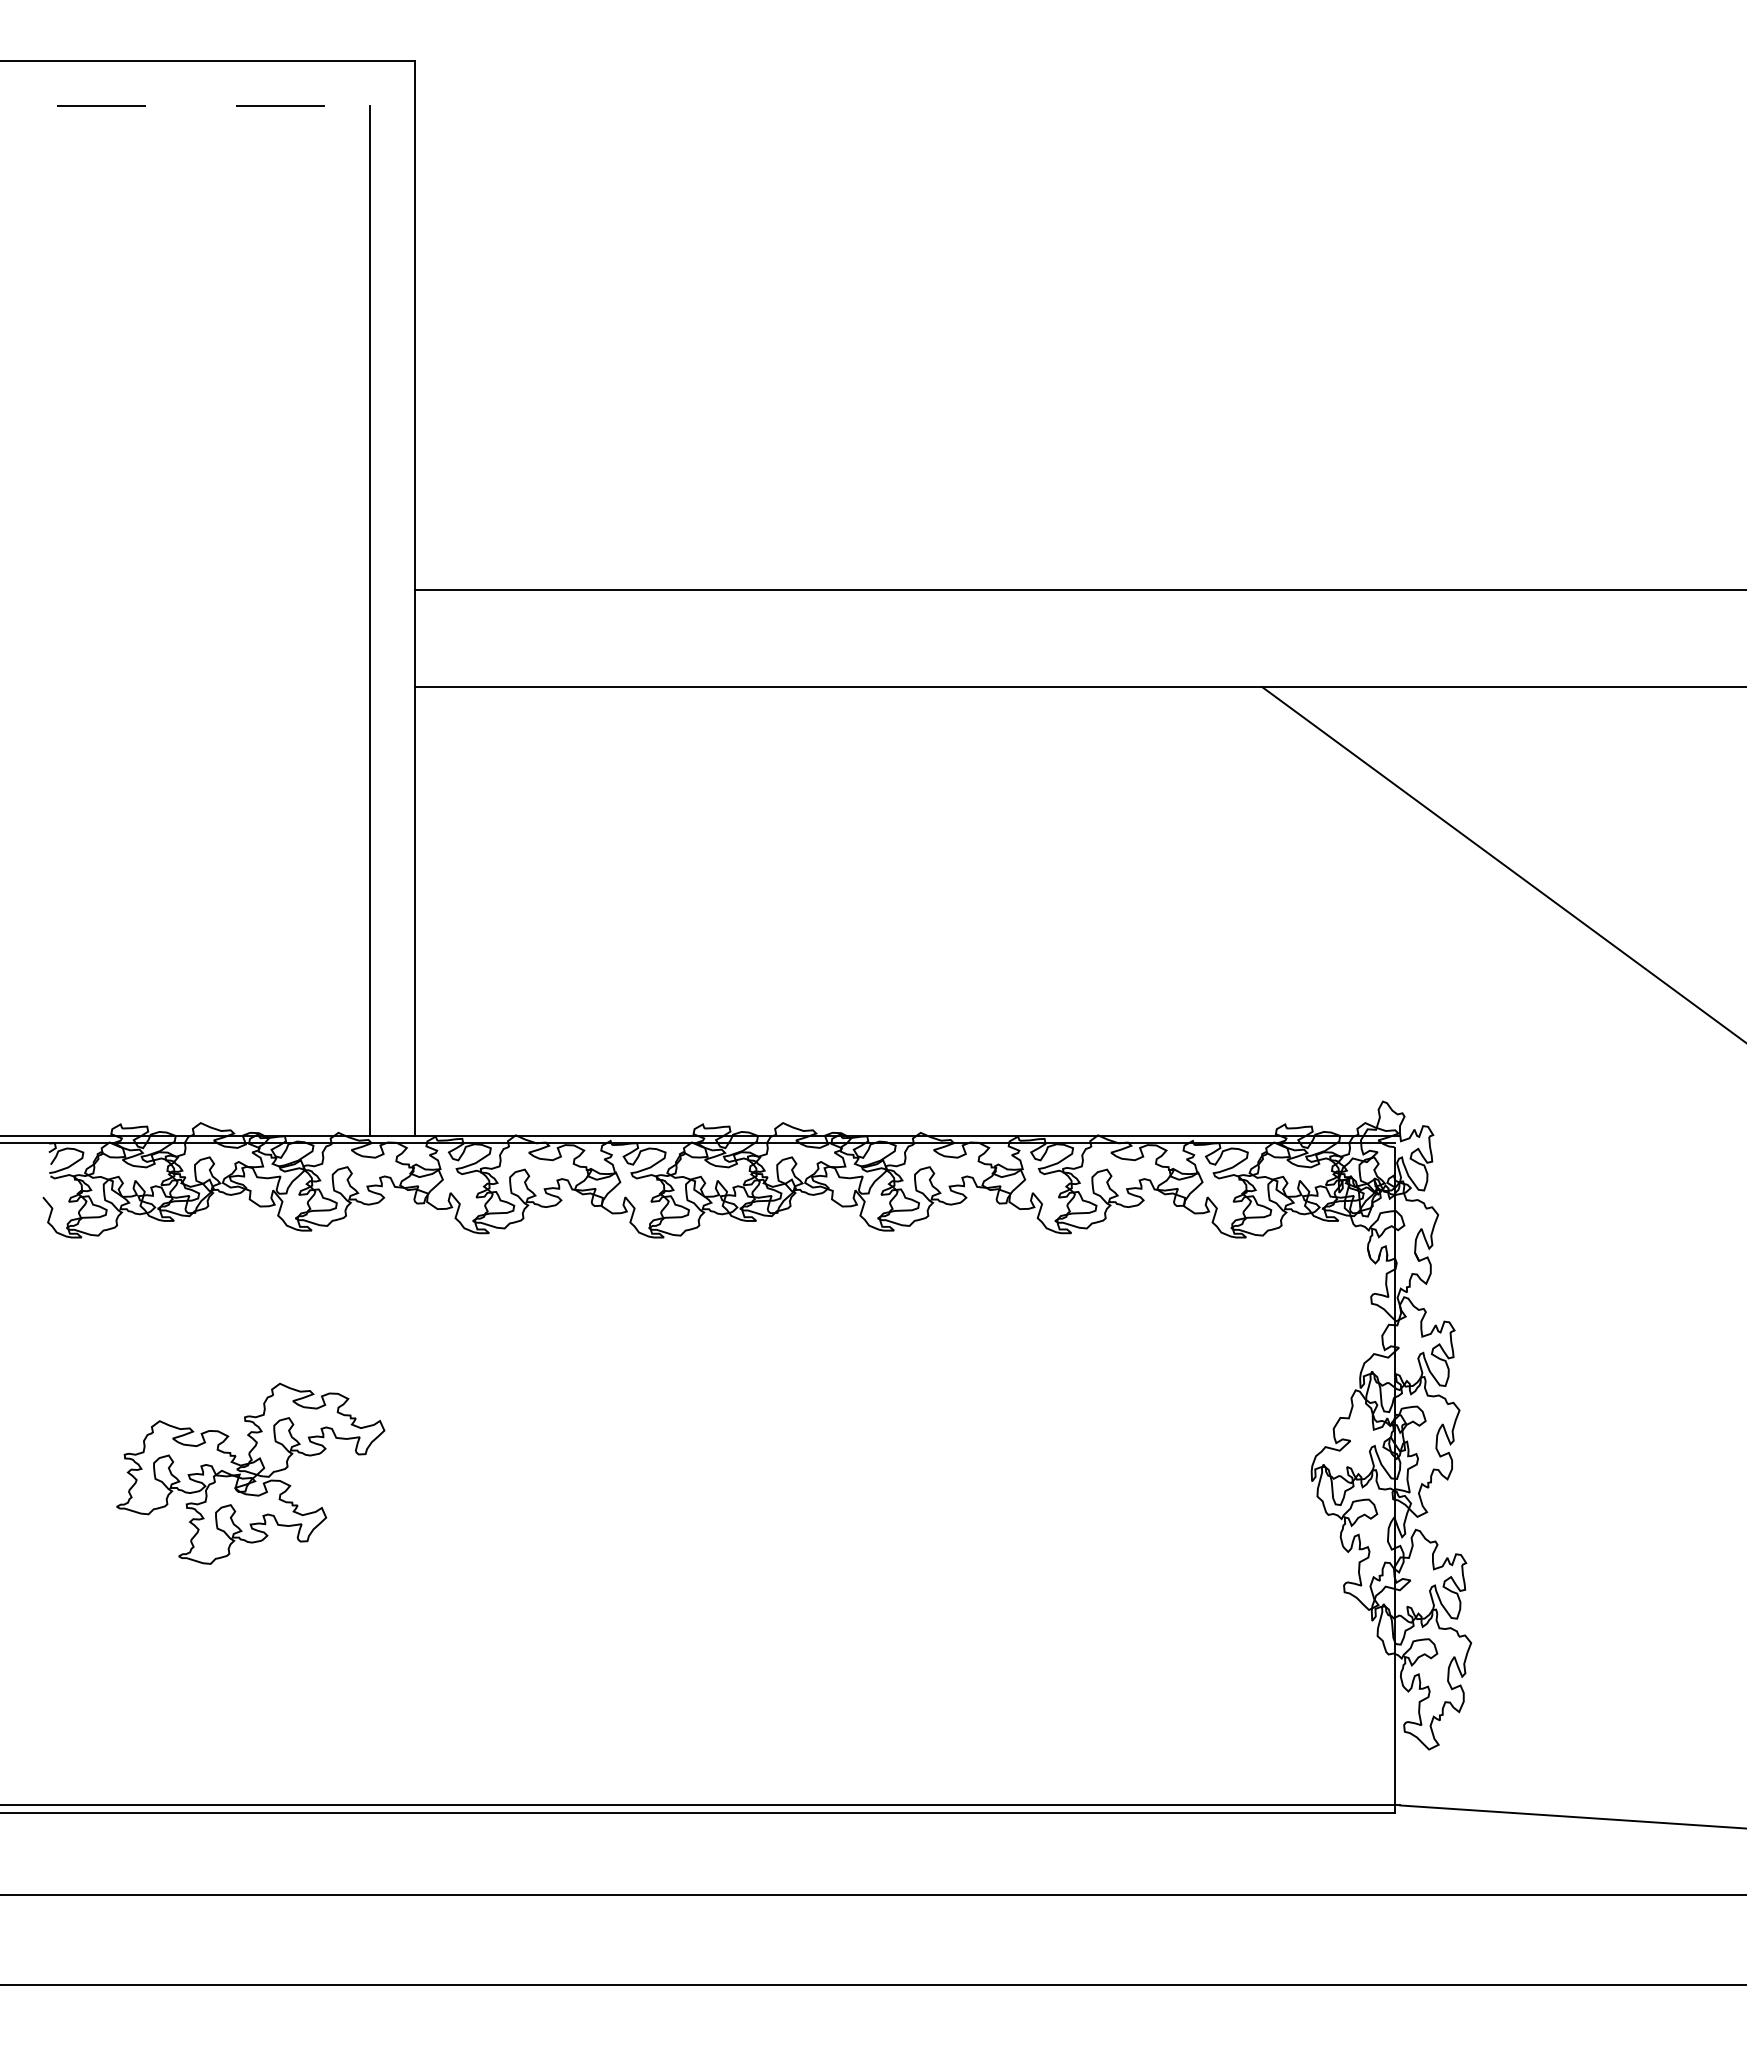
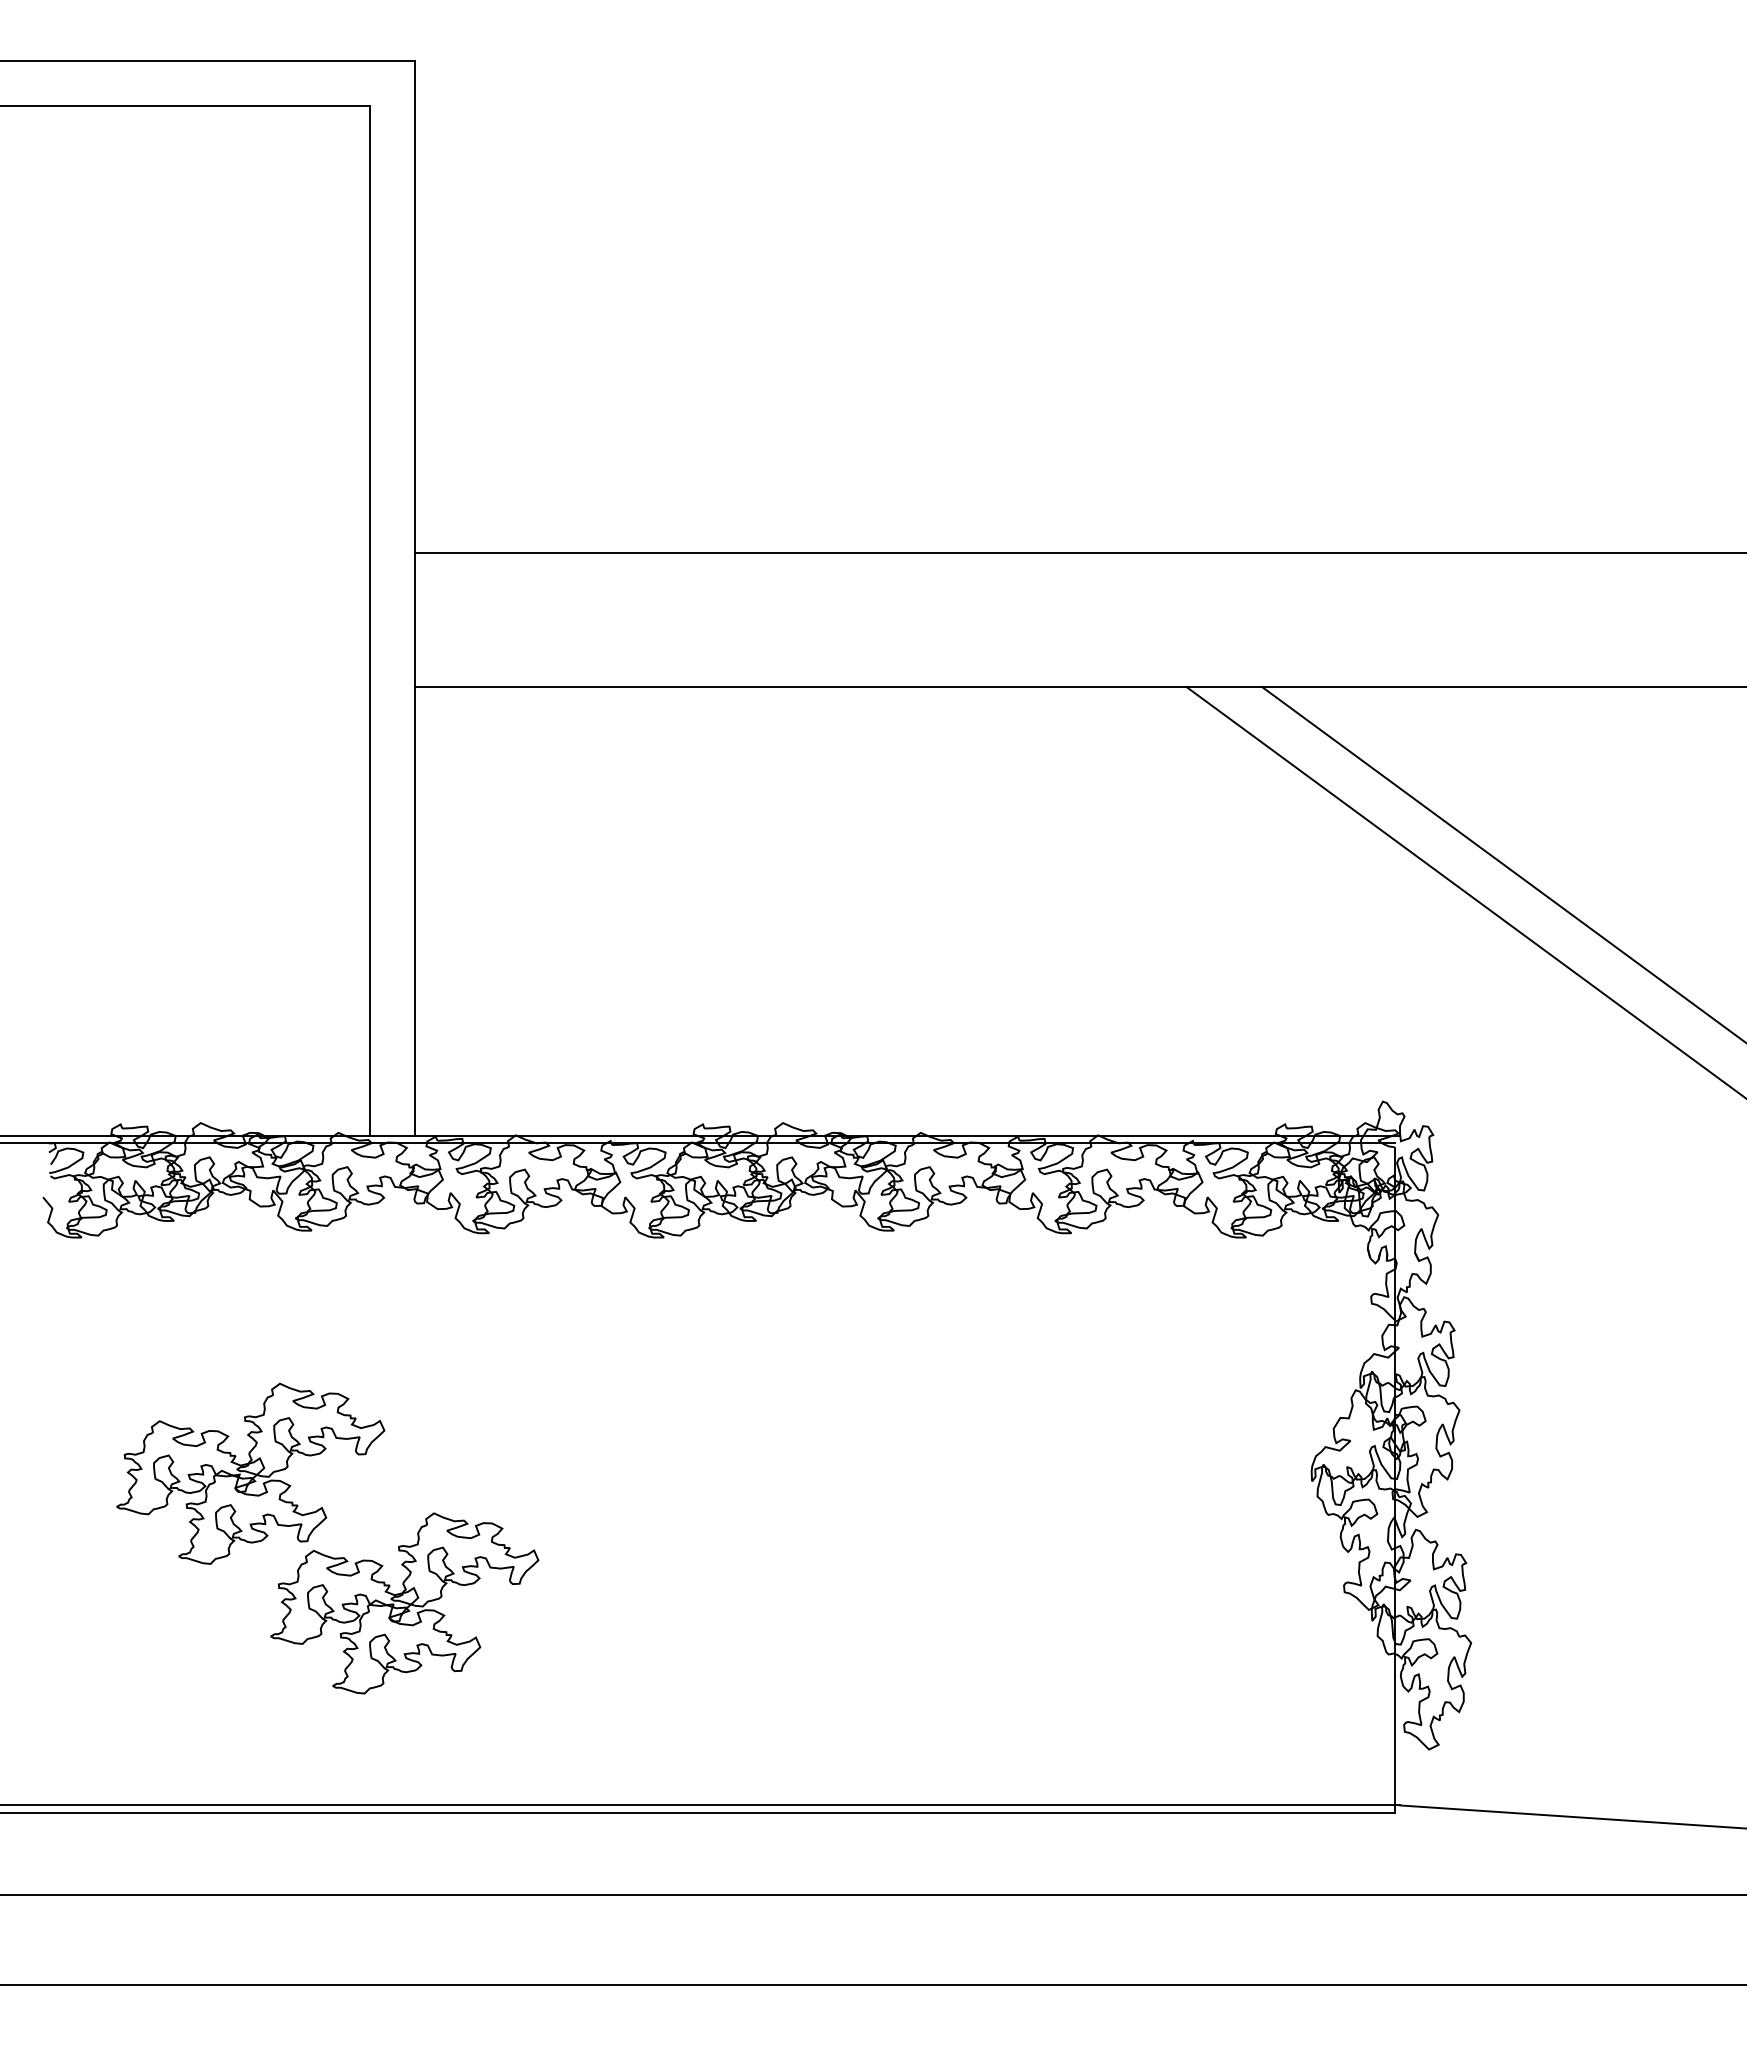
line: dashed -> solid (185, 106)
line position: (1078, 589) -> (1078, 552) (1078, 552)
line: none -> present (1464, 891)
part: none -> present (404, 1603)
